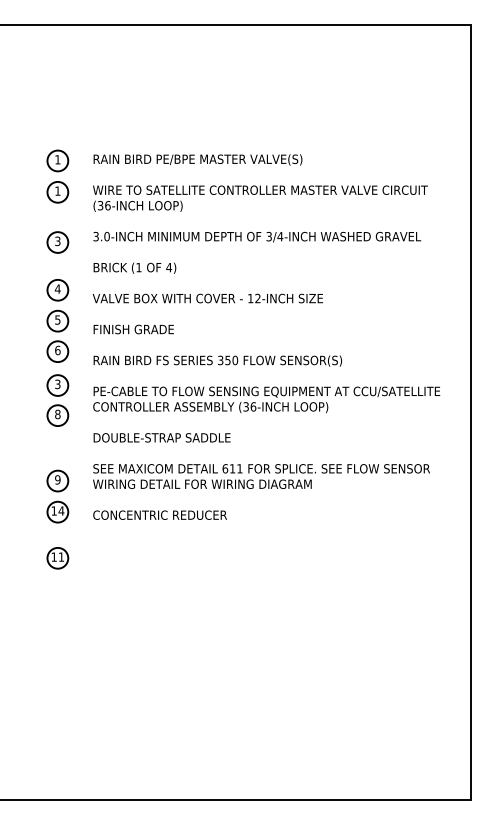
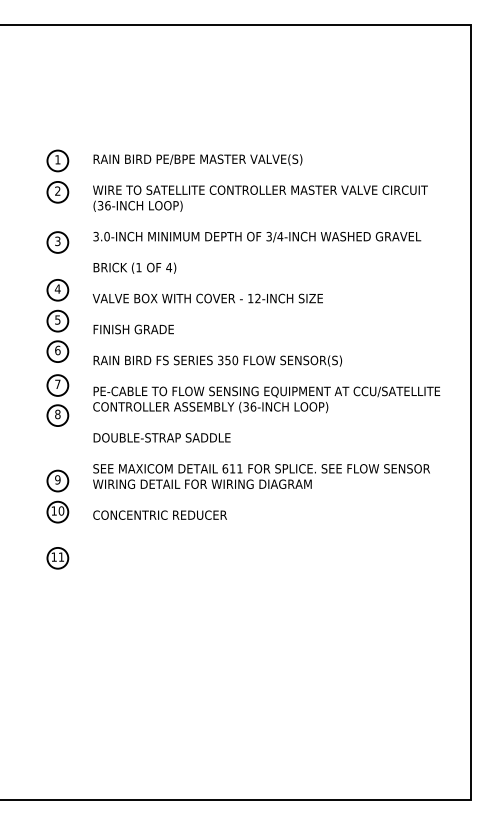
text: 1 -> 2 (57, 190)
text: 3 -> 7 (57, 384)
text: 14 -> 10 (61, 510)
